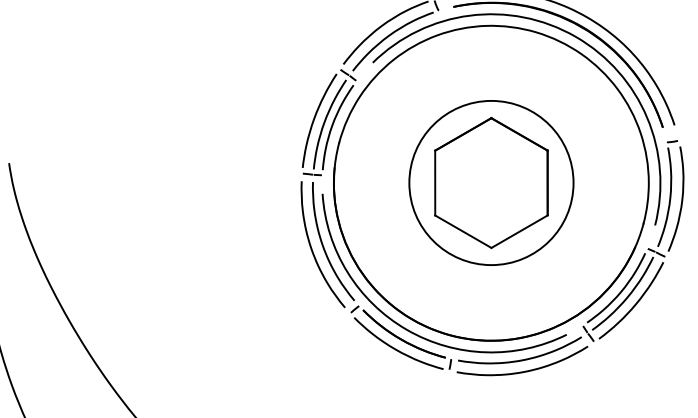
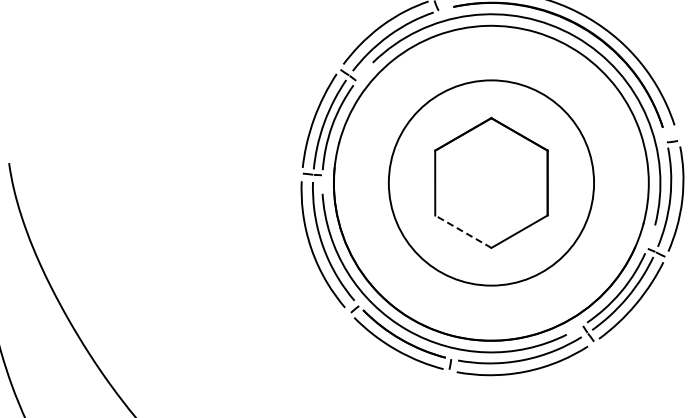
circle diameter: 164 px -> 205 px (491, 182)
line: solid -> dashed (462, 231)
